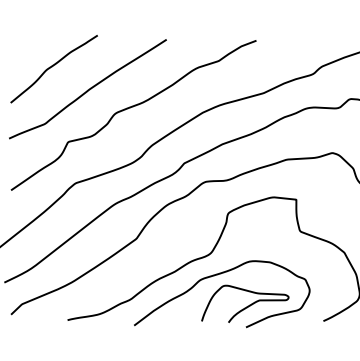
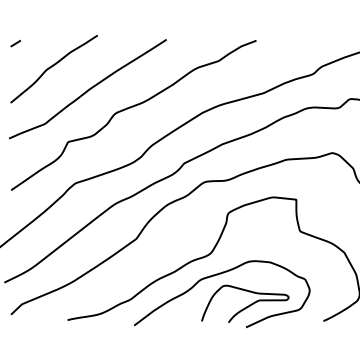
curve: none -> present (15, 43)
